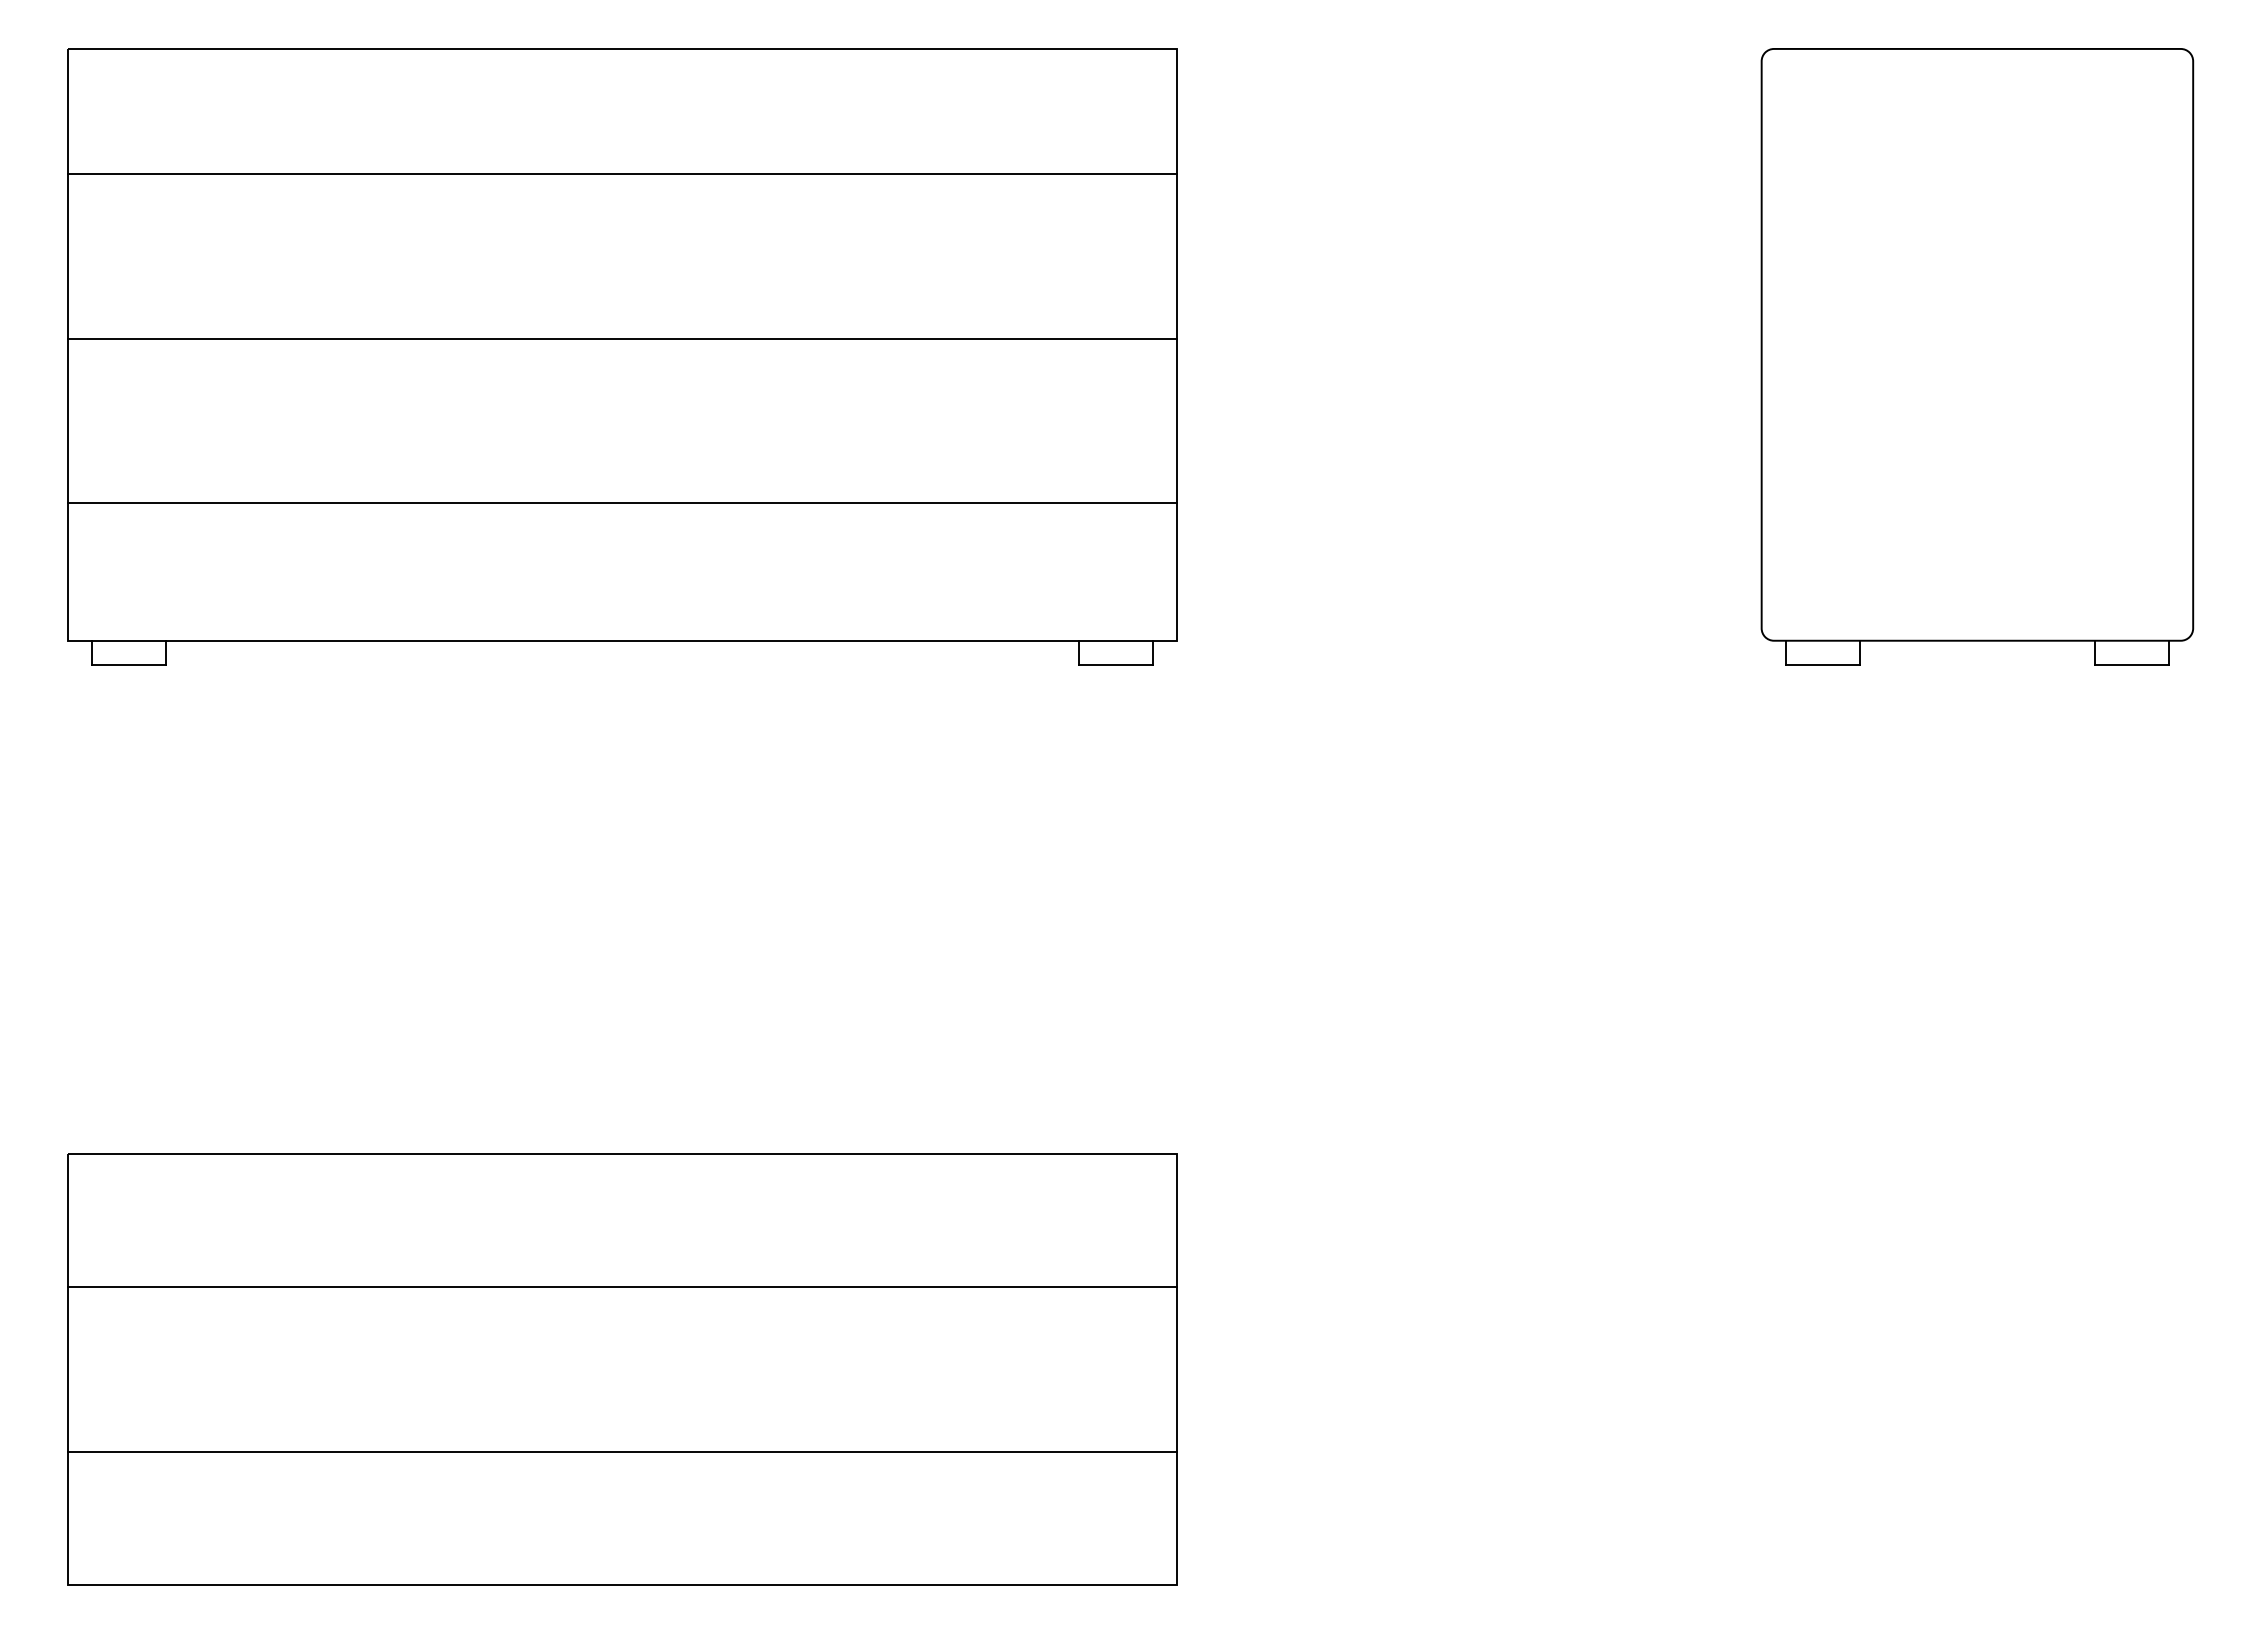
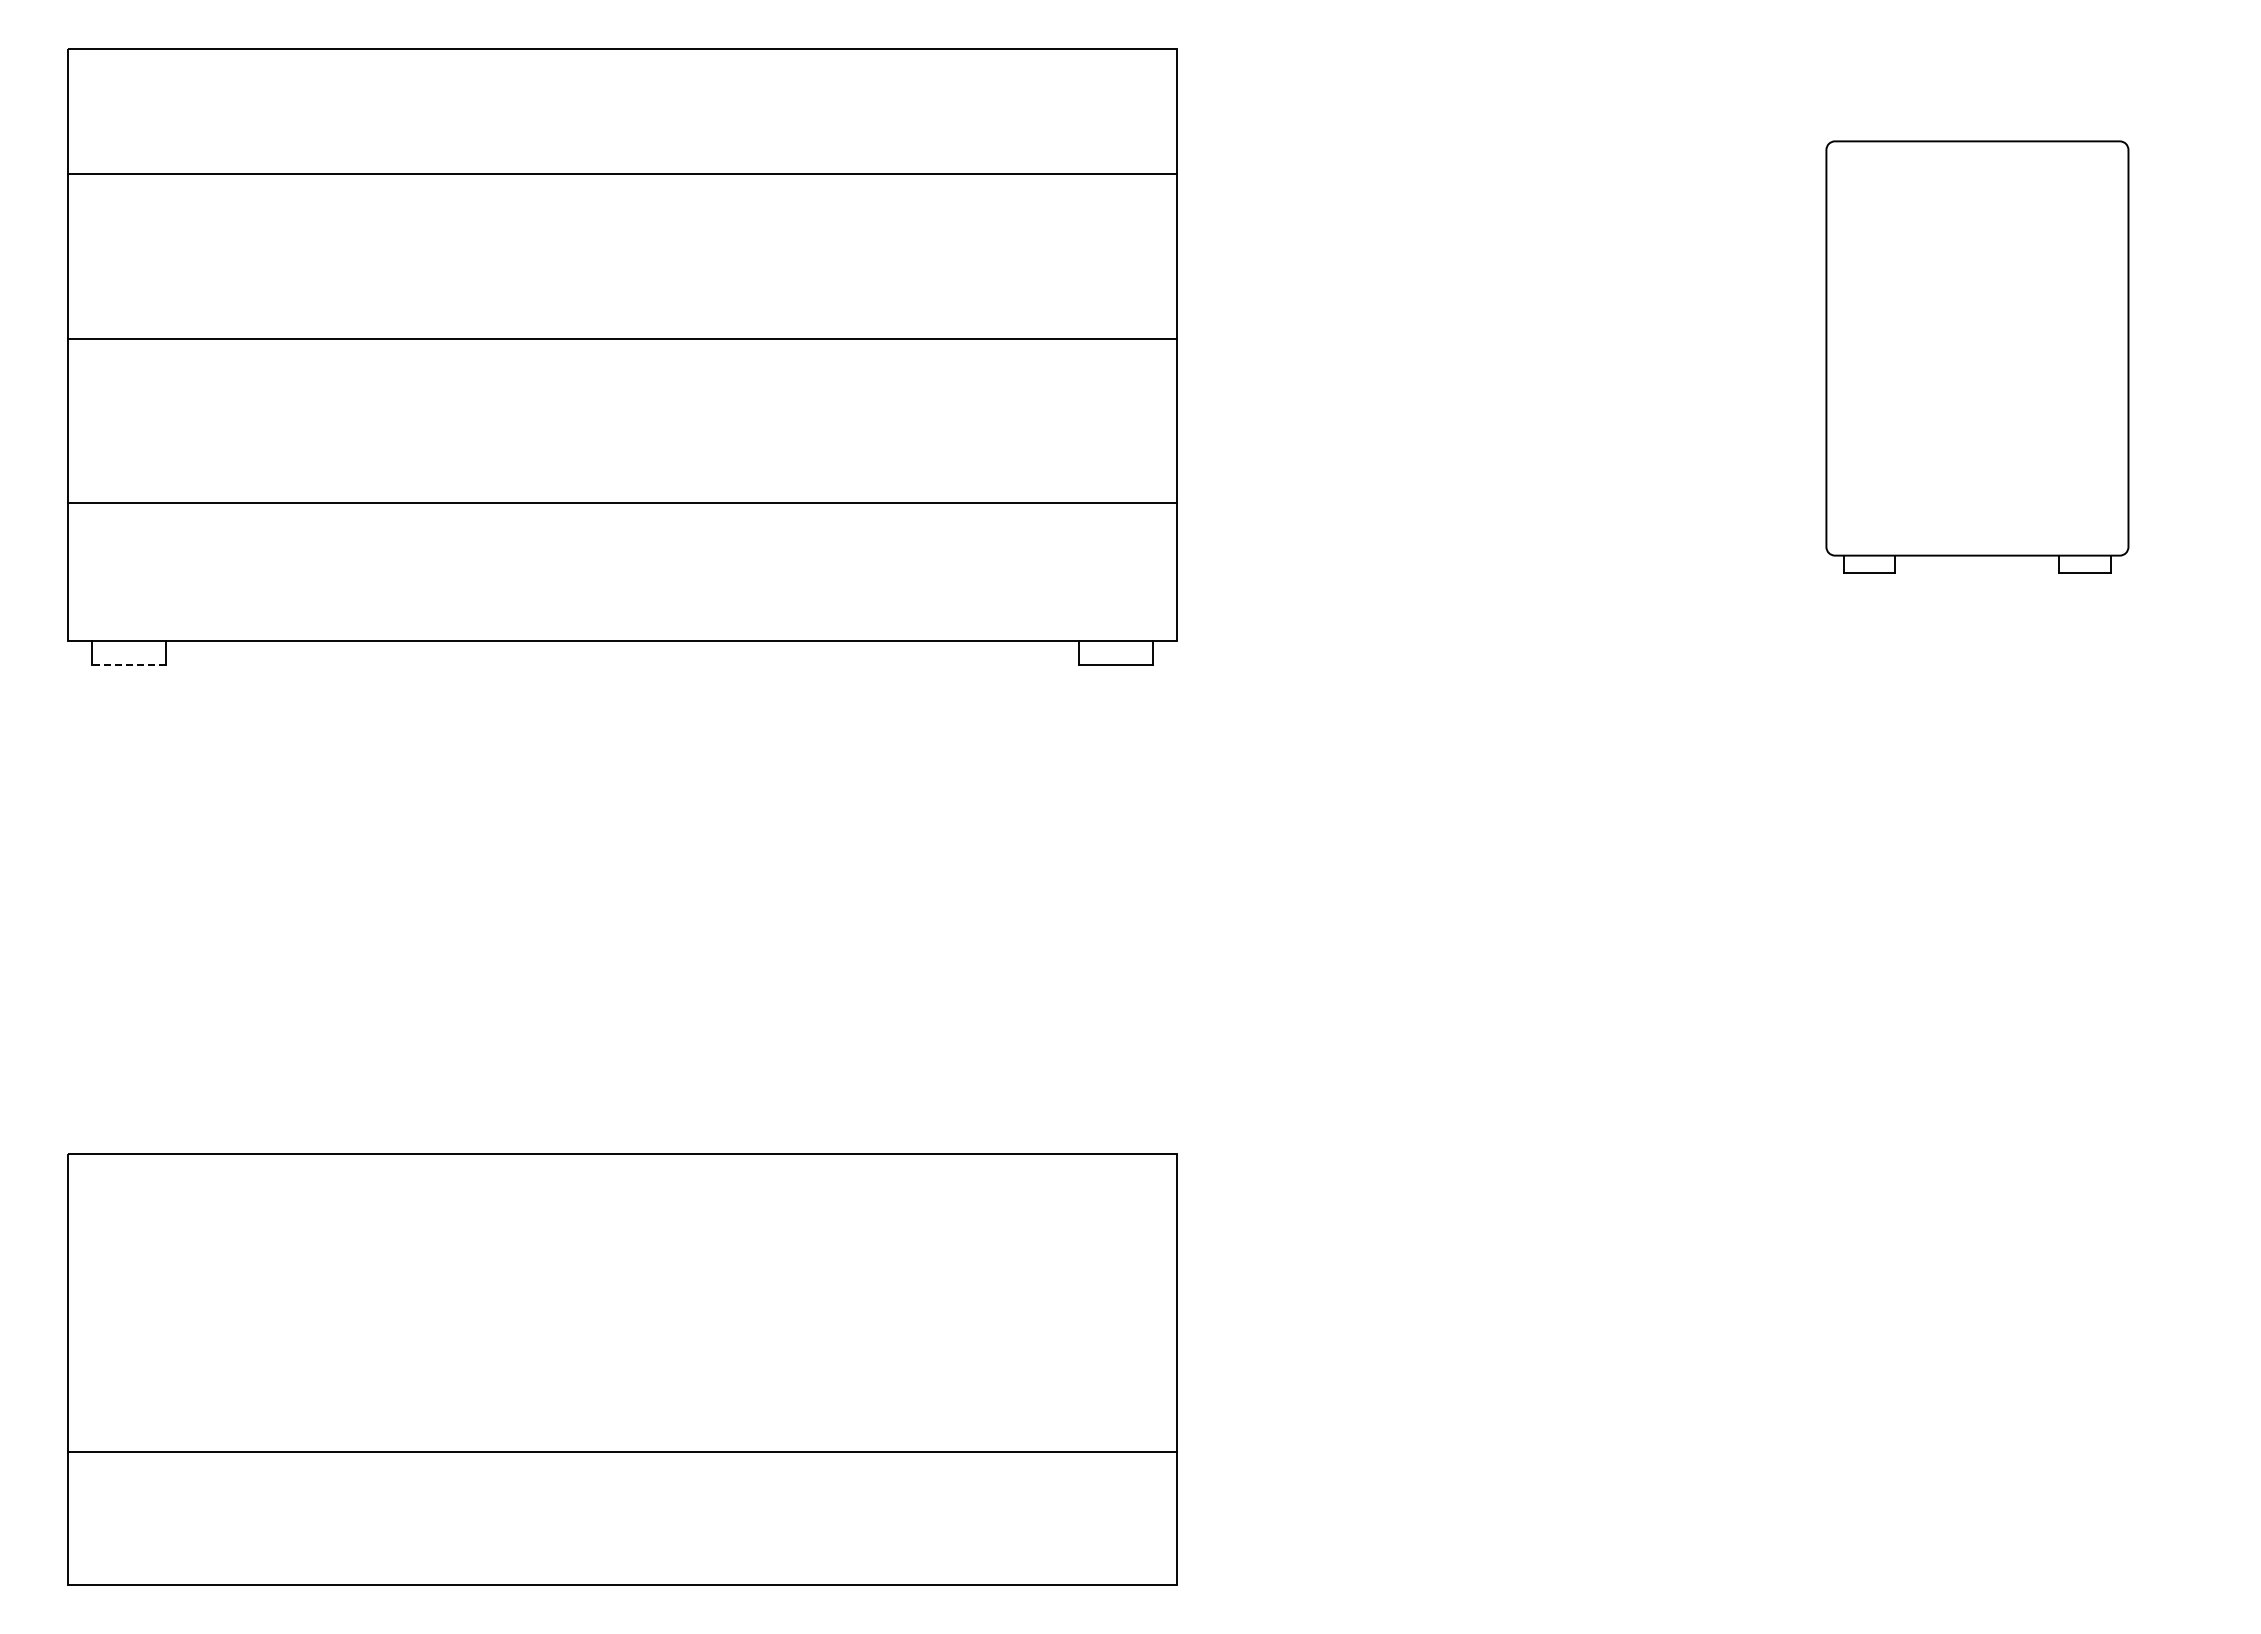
part size: 435x618 px -> 305x434 px (1977, 356)
line: solid -> dashed (129, 665)
line: present -> none (622, 1287)
